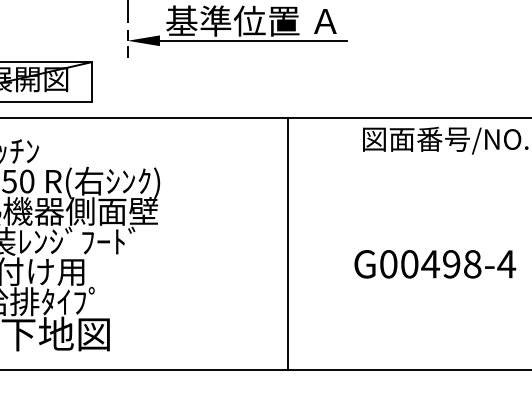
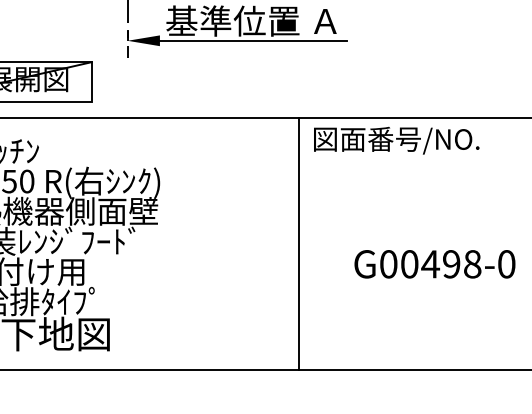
text position: (445, 140) -> (396, 140) (396, 140)
line position: (288, 243) -> (299, 243) (299, 243)
text: G00498-4 -> G00498-0 (506, 264)
